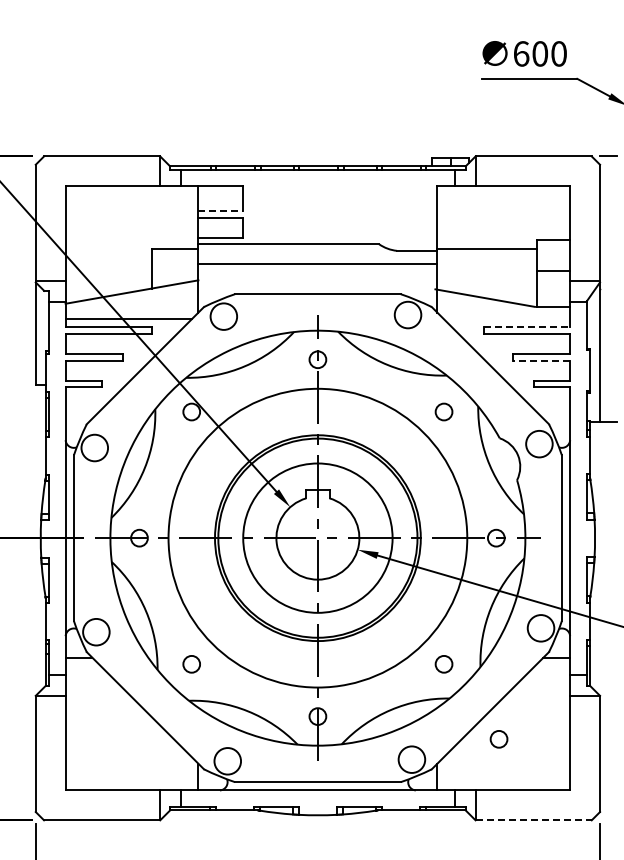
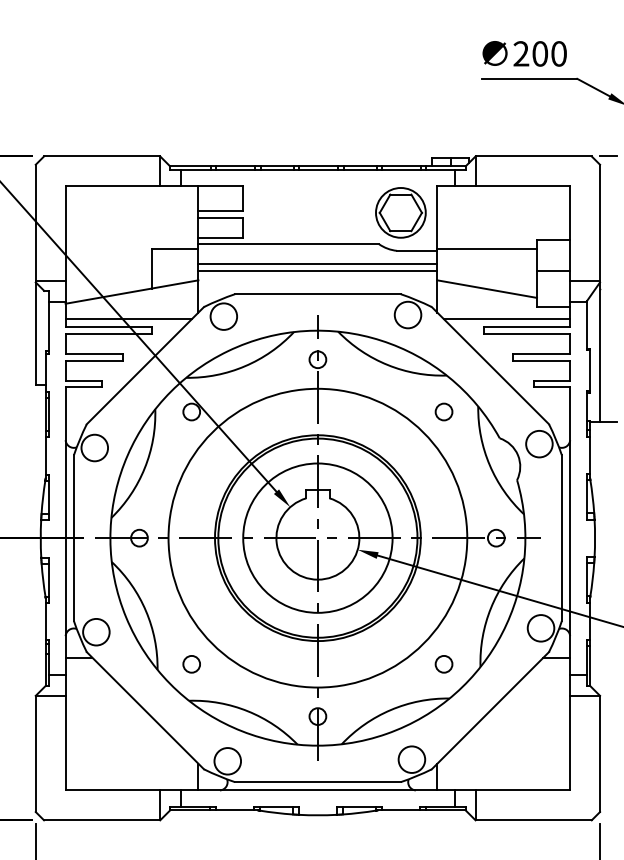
text: 600 -> 200 (521, 53)
line: dashed -> solid (221, 211)
part: none -> present (400, 212)
line: none -> present (317, 270)
line position: (484, 297) -> (486, 288) (486, 288)
line: none -> present (506, 319)
line: dashed -> solid (527, 327)
line: dashed -> solid (541, 360)
circle: present -> none (498, 739)
line: dashed -> solid (534, 820)
